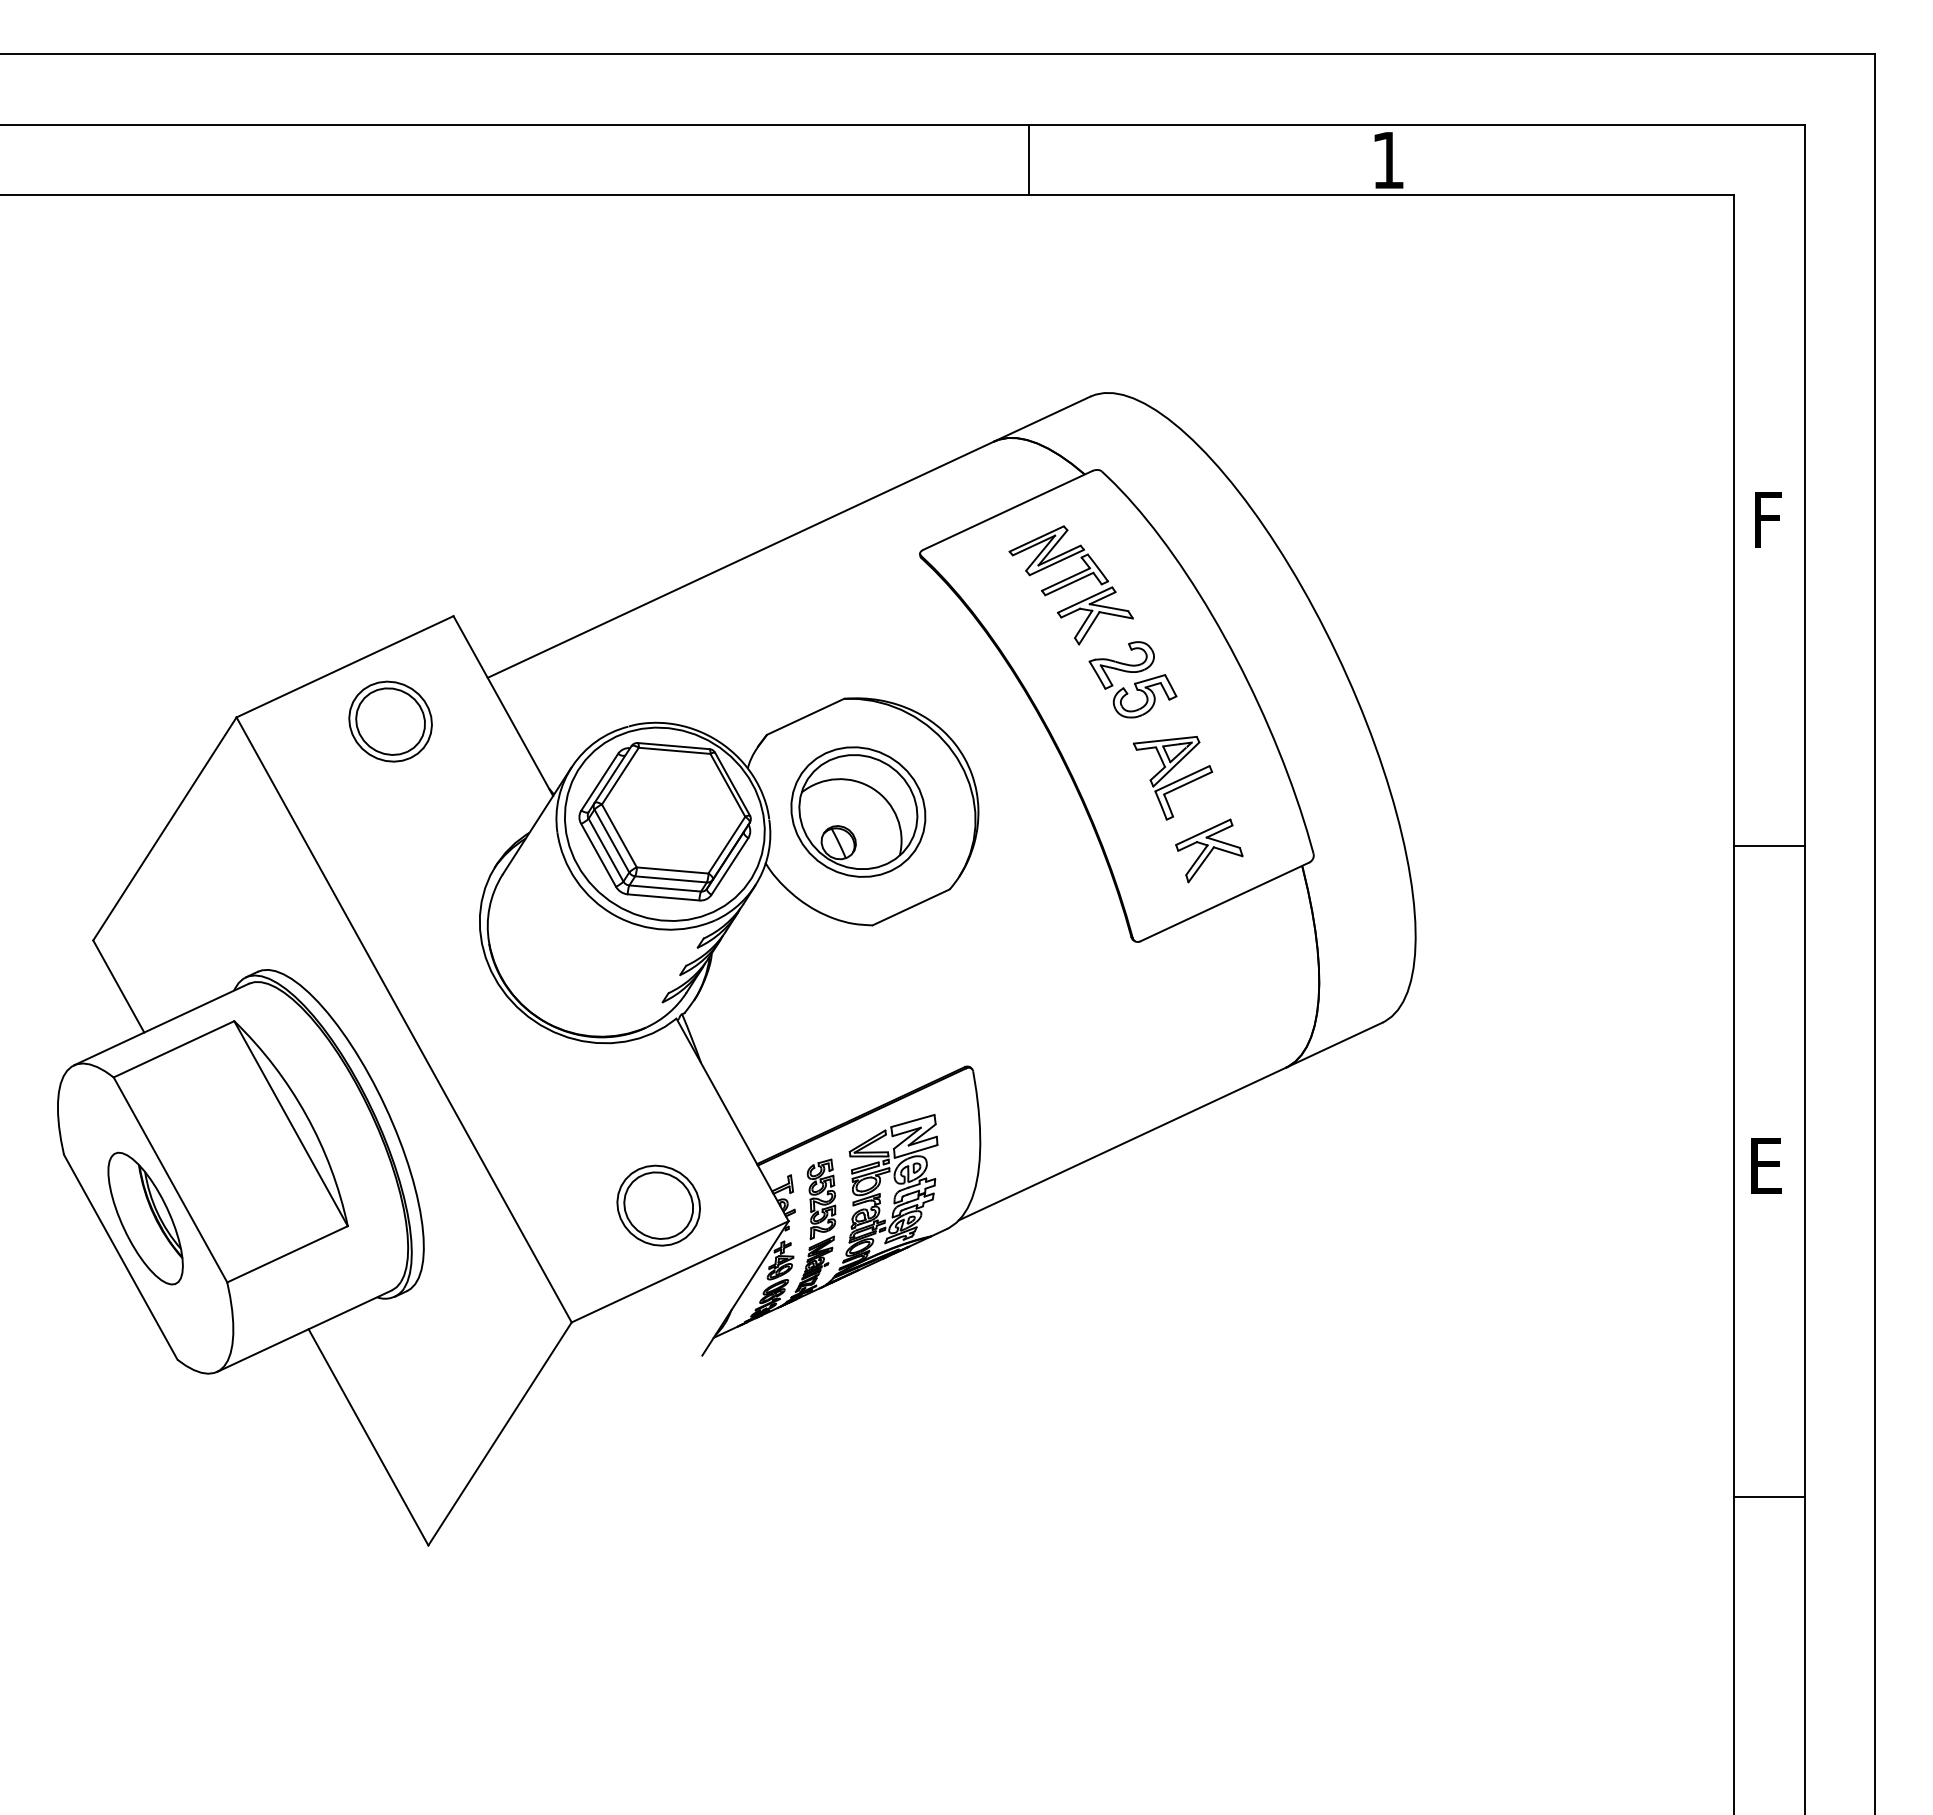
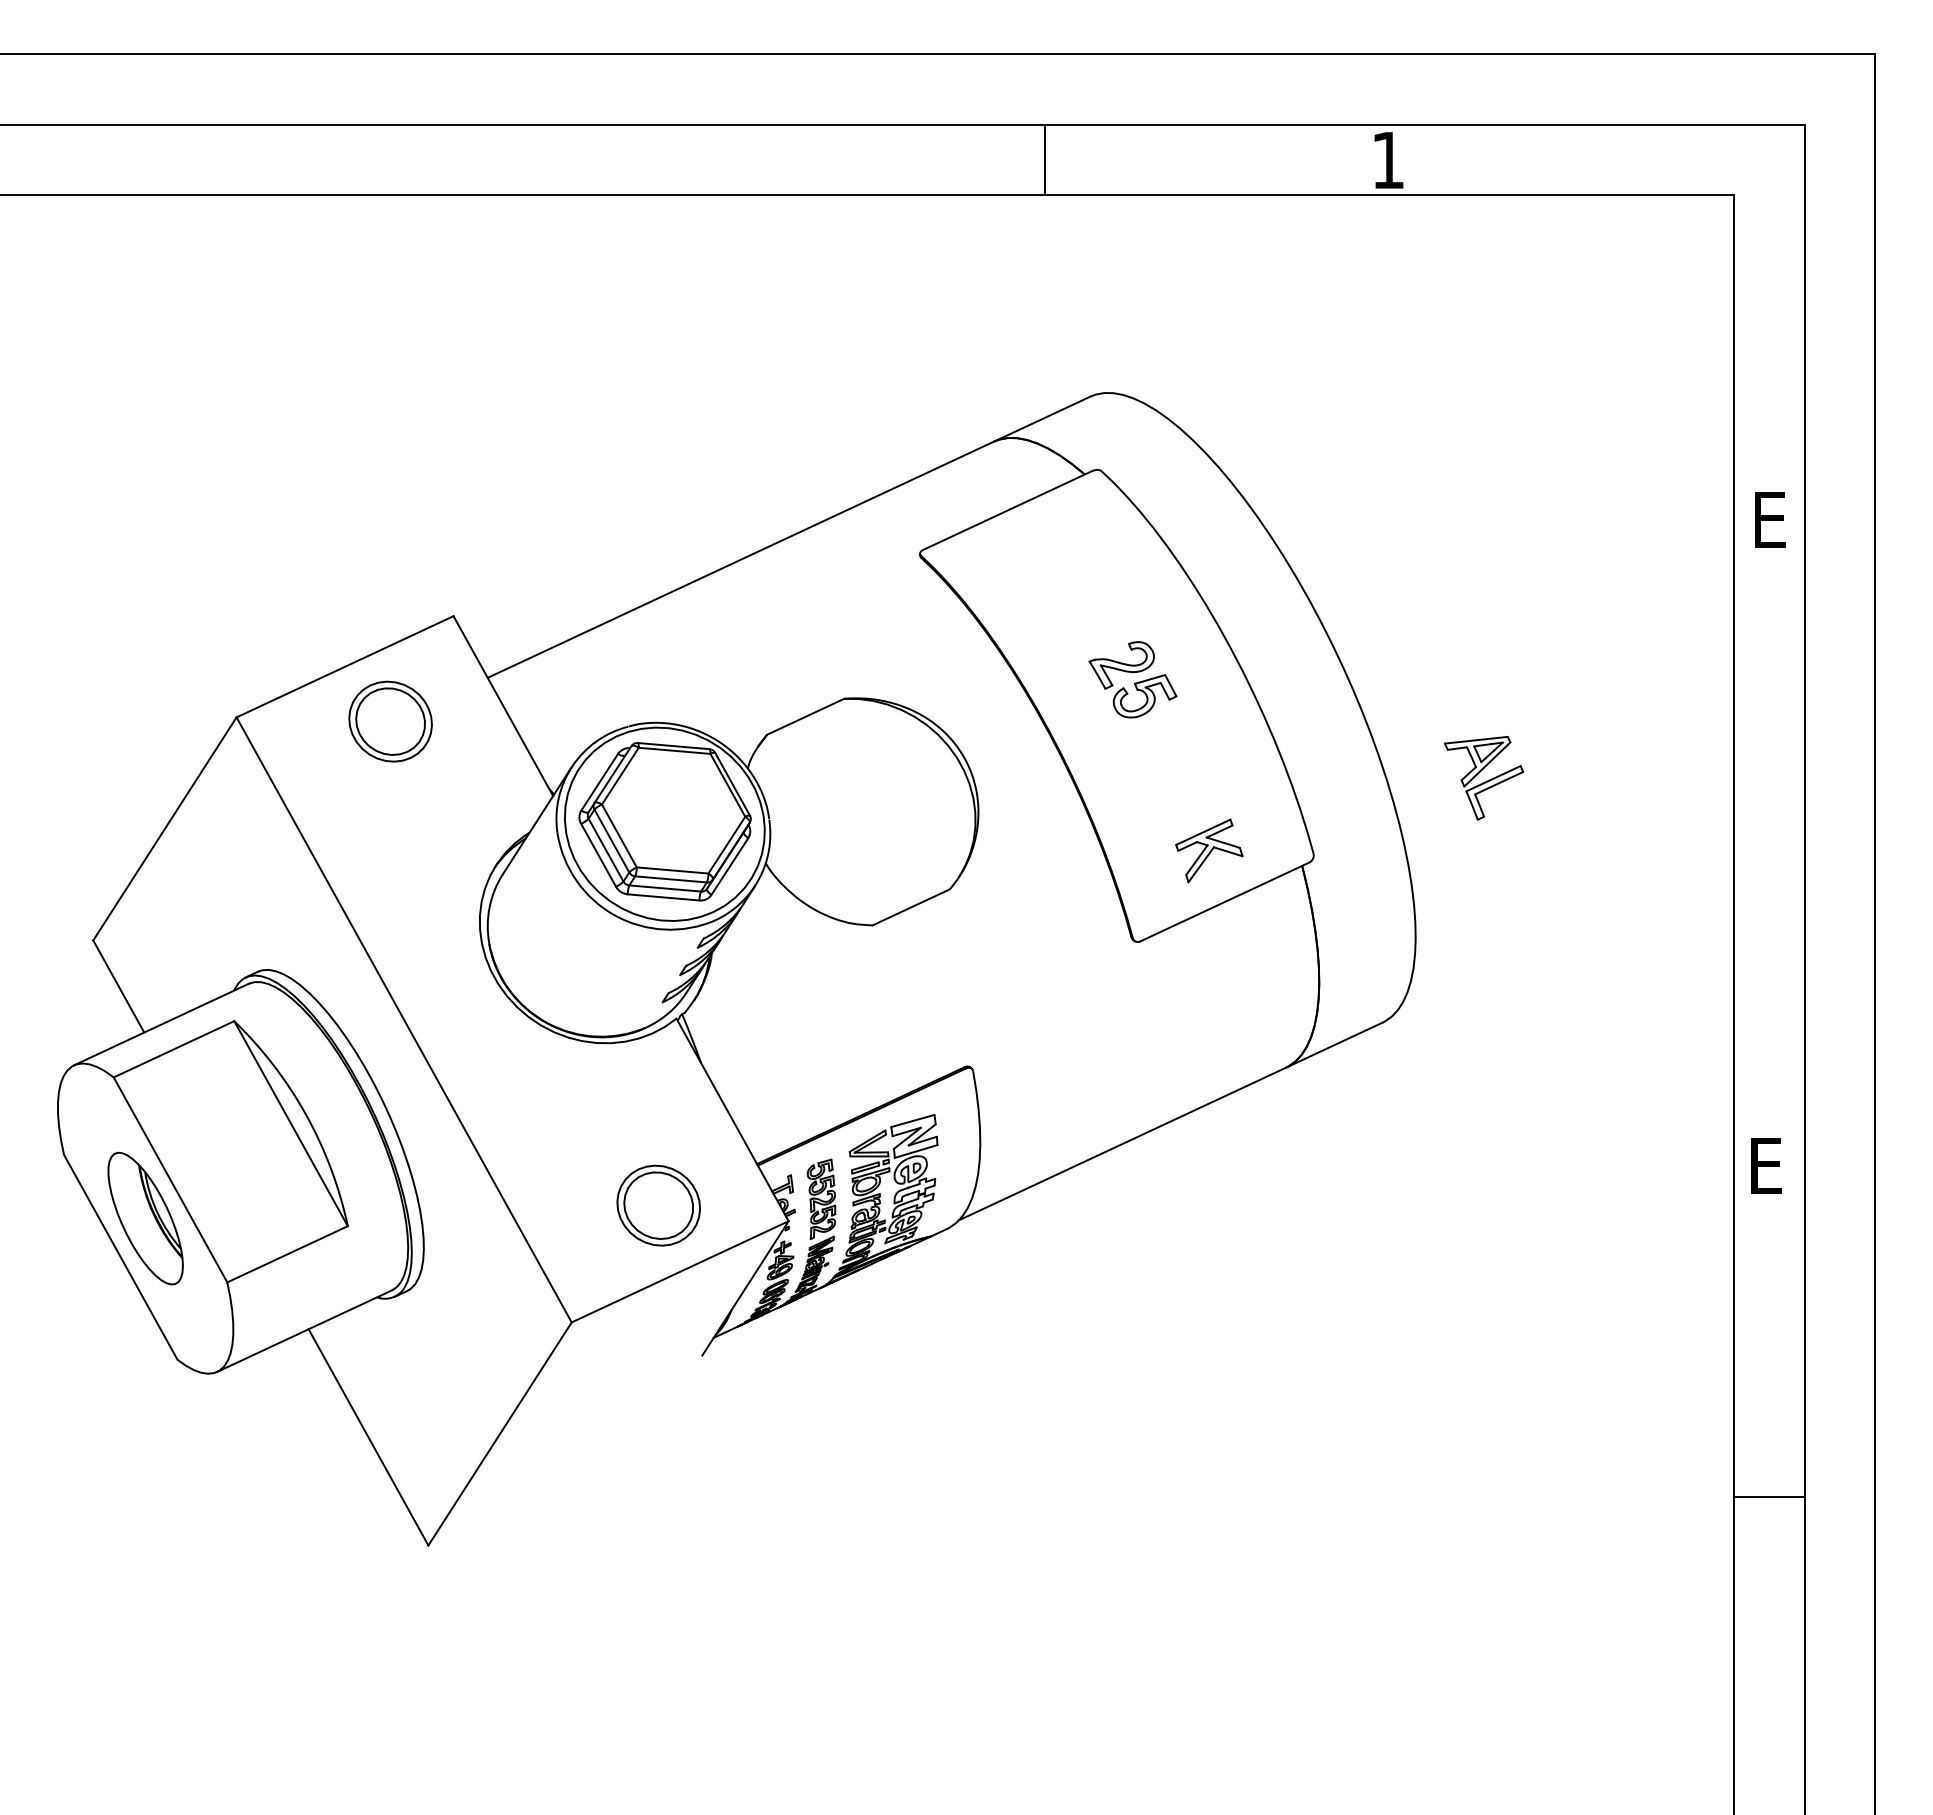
line position: (1029, 159) -> (1045, 159) (1045, 159)
text: F -> E (1773, 519)
part: present -> none (1070, 585)
part position: (1173, 778) -> (1484, 778) (1484, 778)
part: present -> none (858, 811)
line: present -> none (1769, 846)
